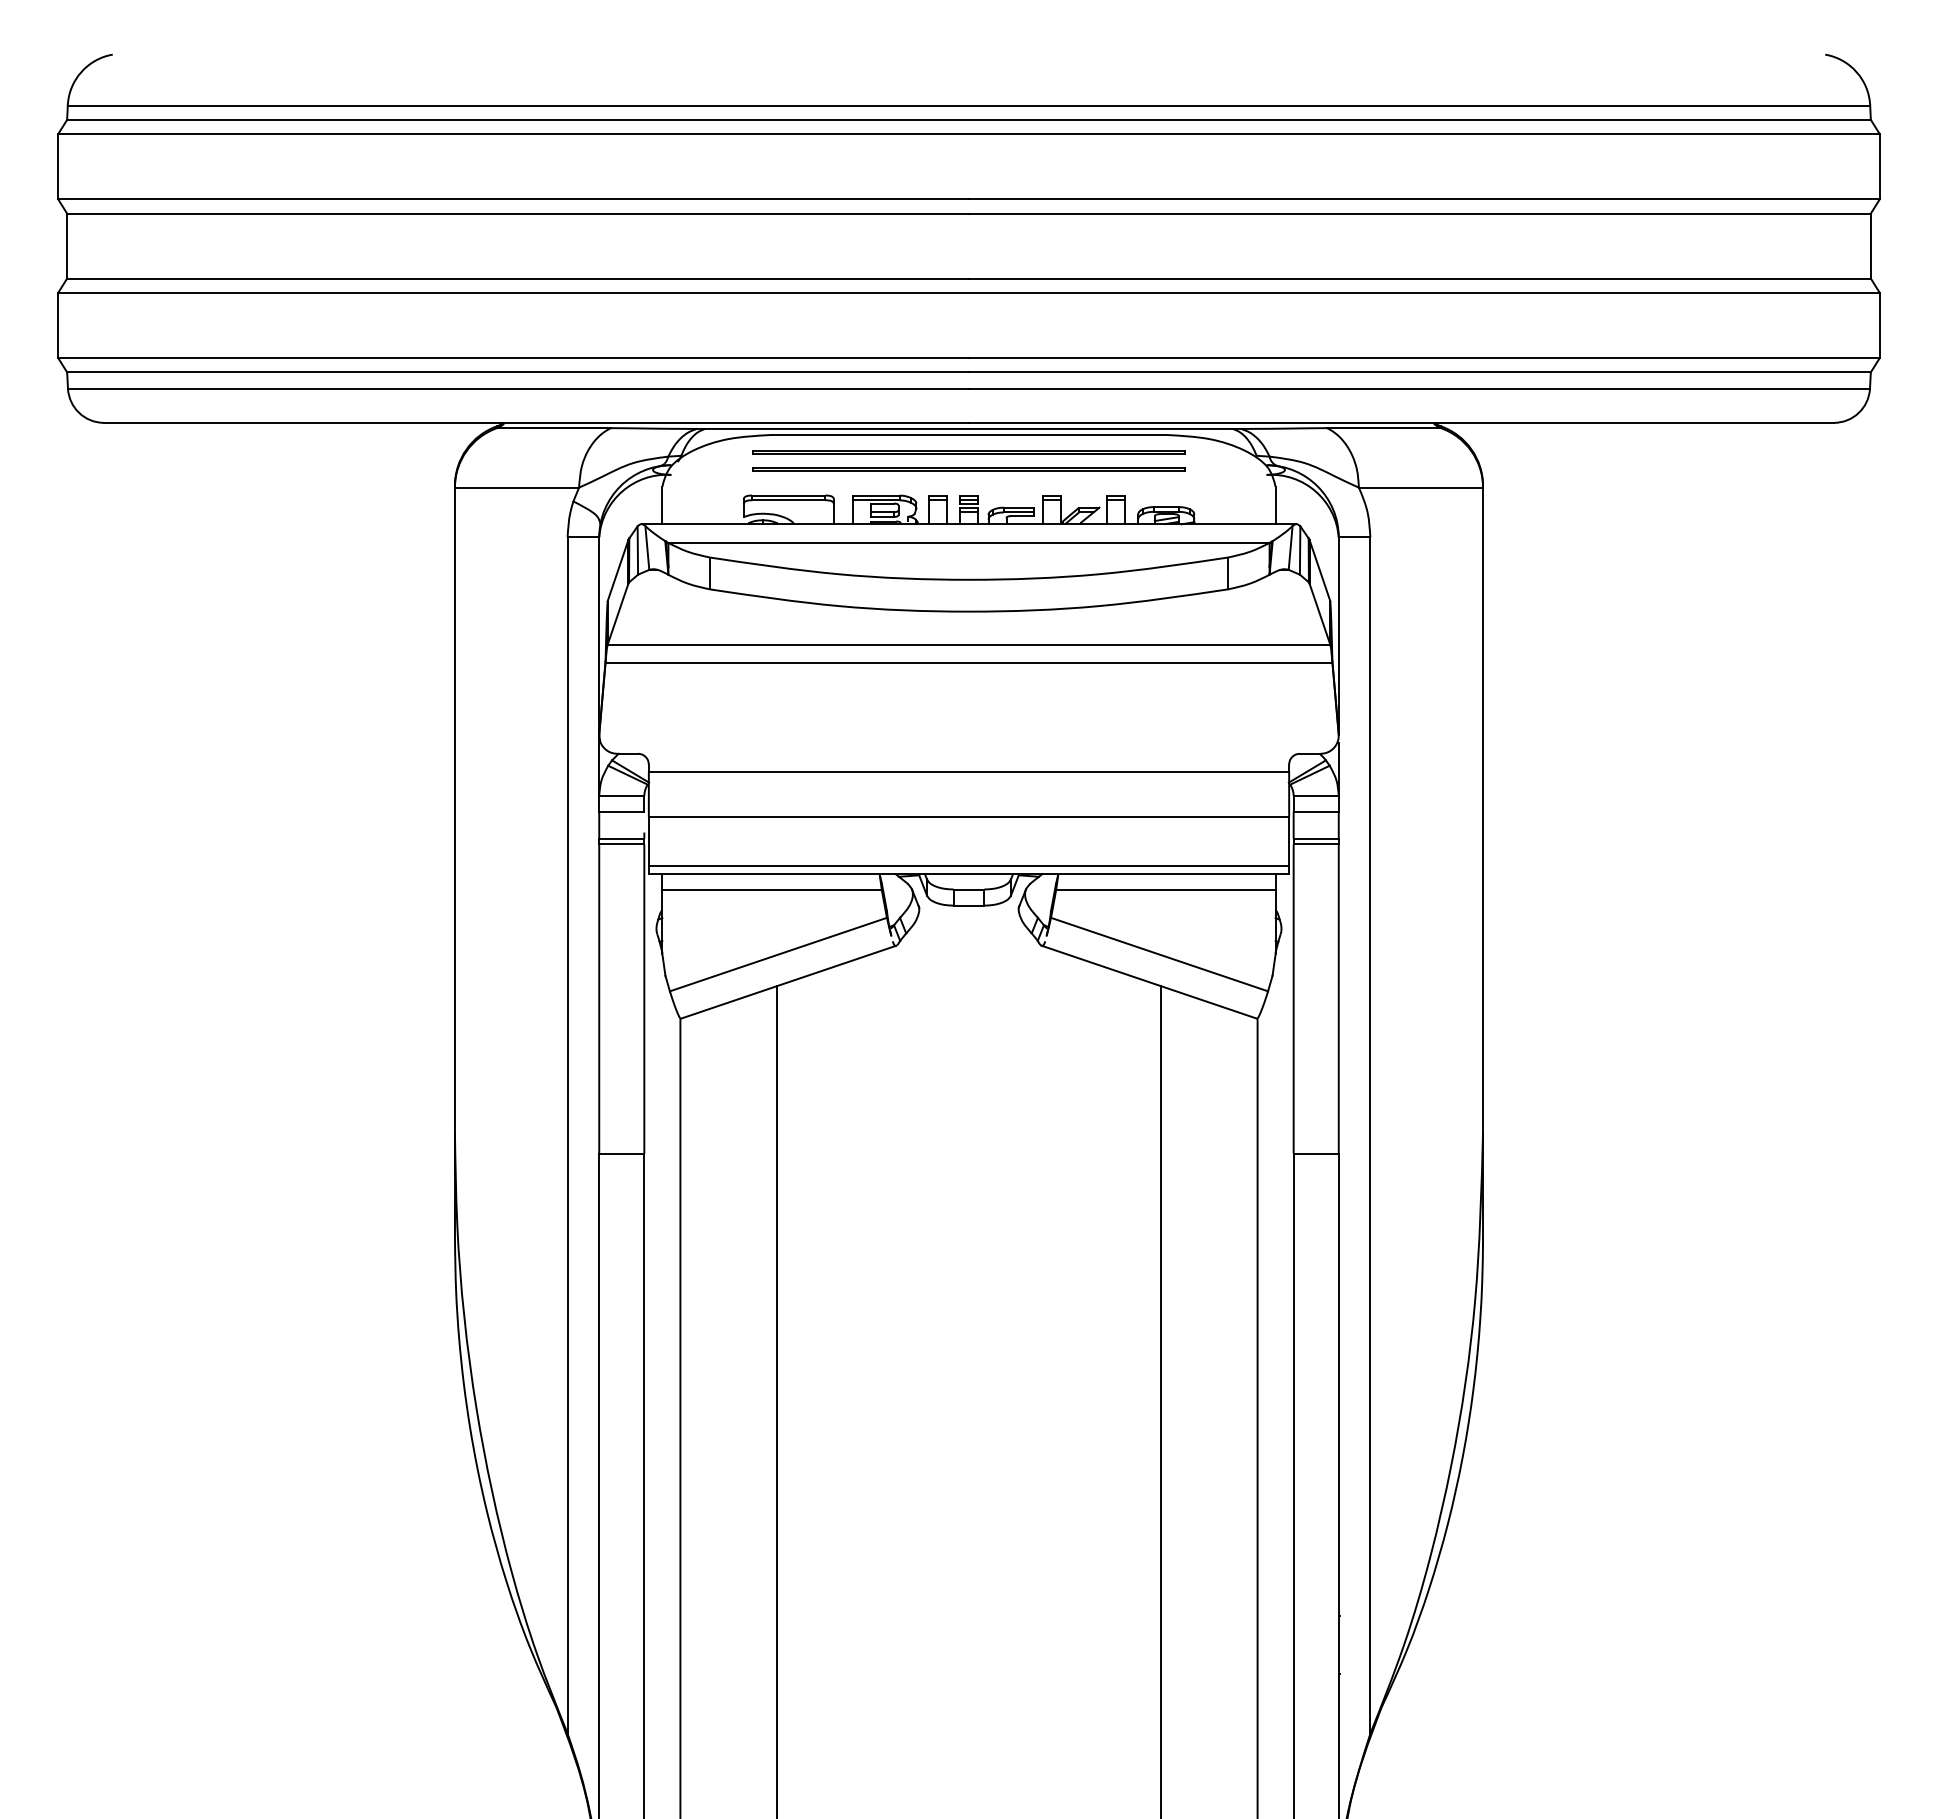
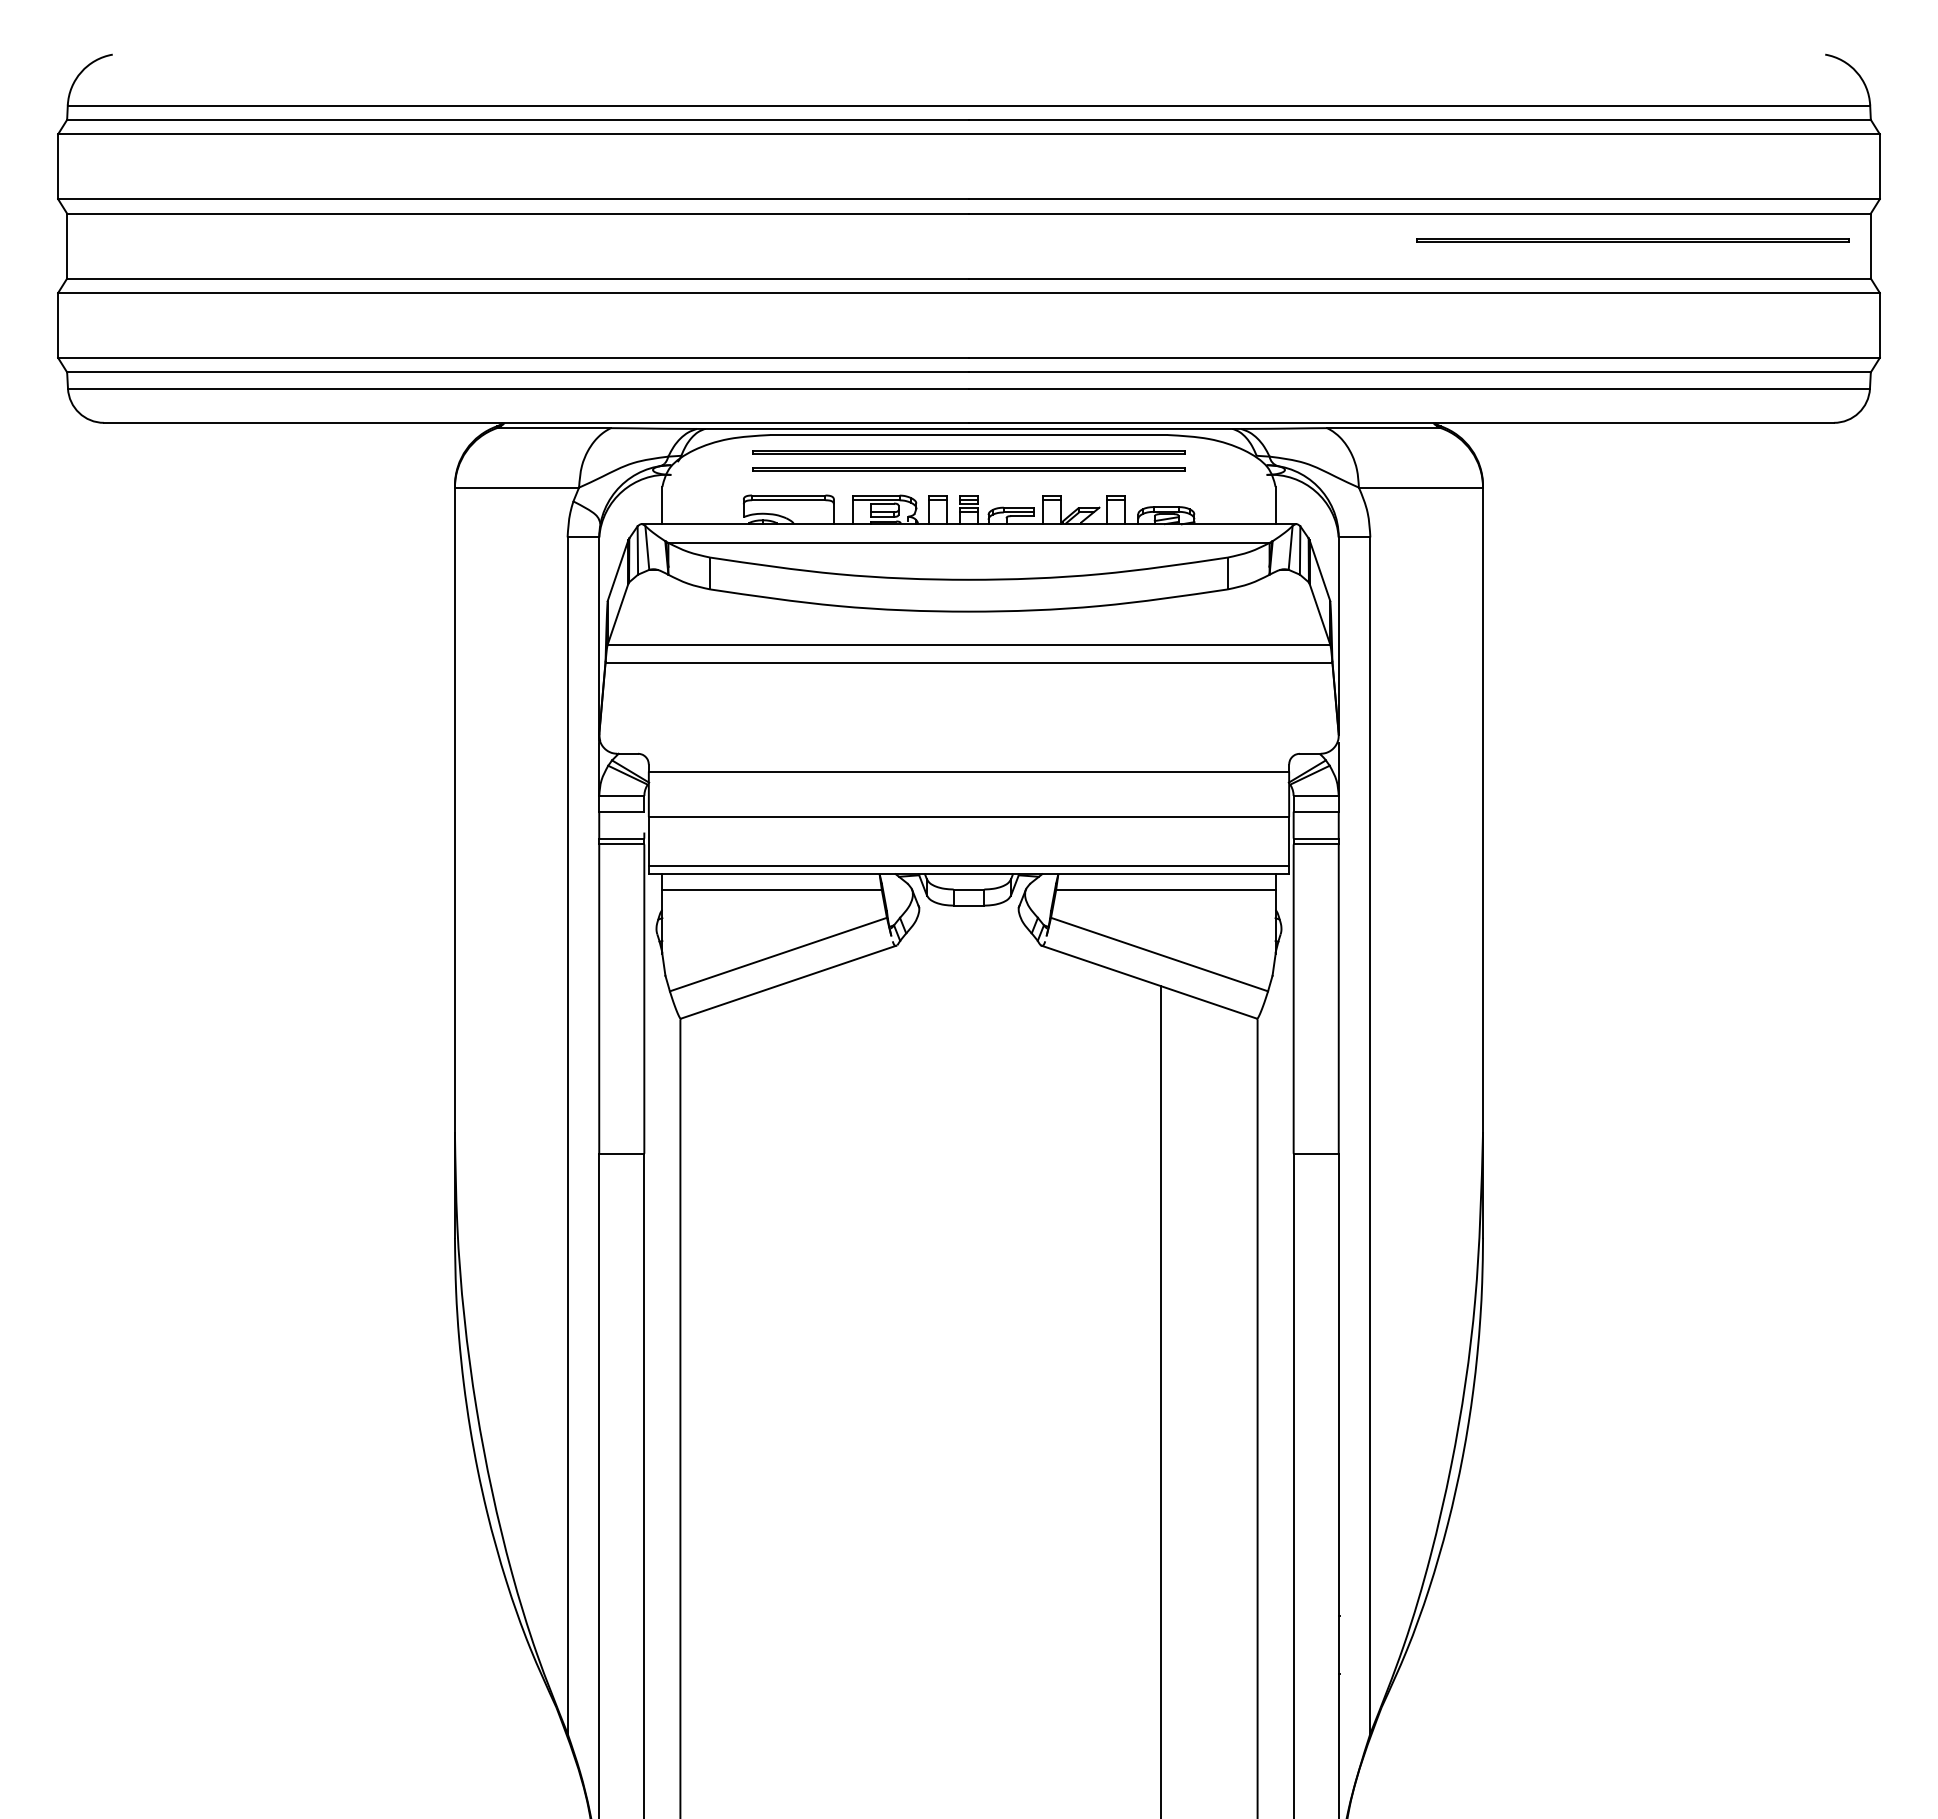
line: none -> present (1632, 239)
line: present -> none (776, 1400)
